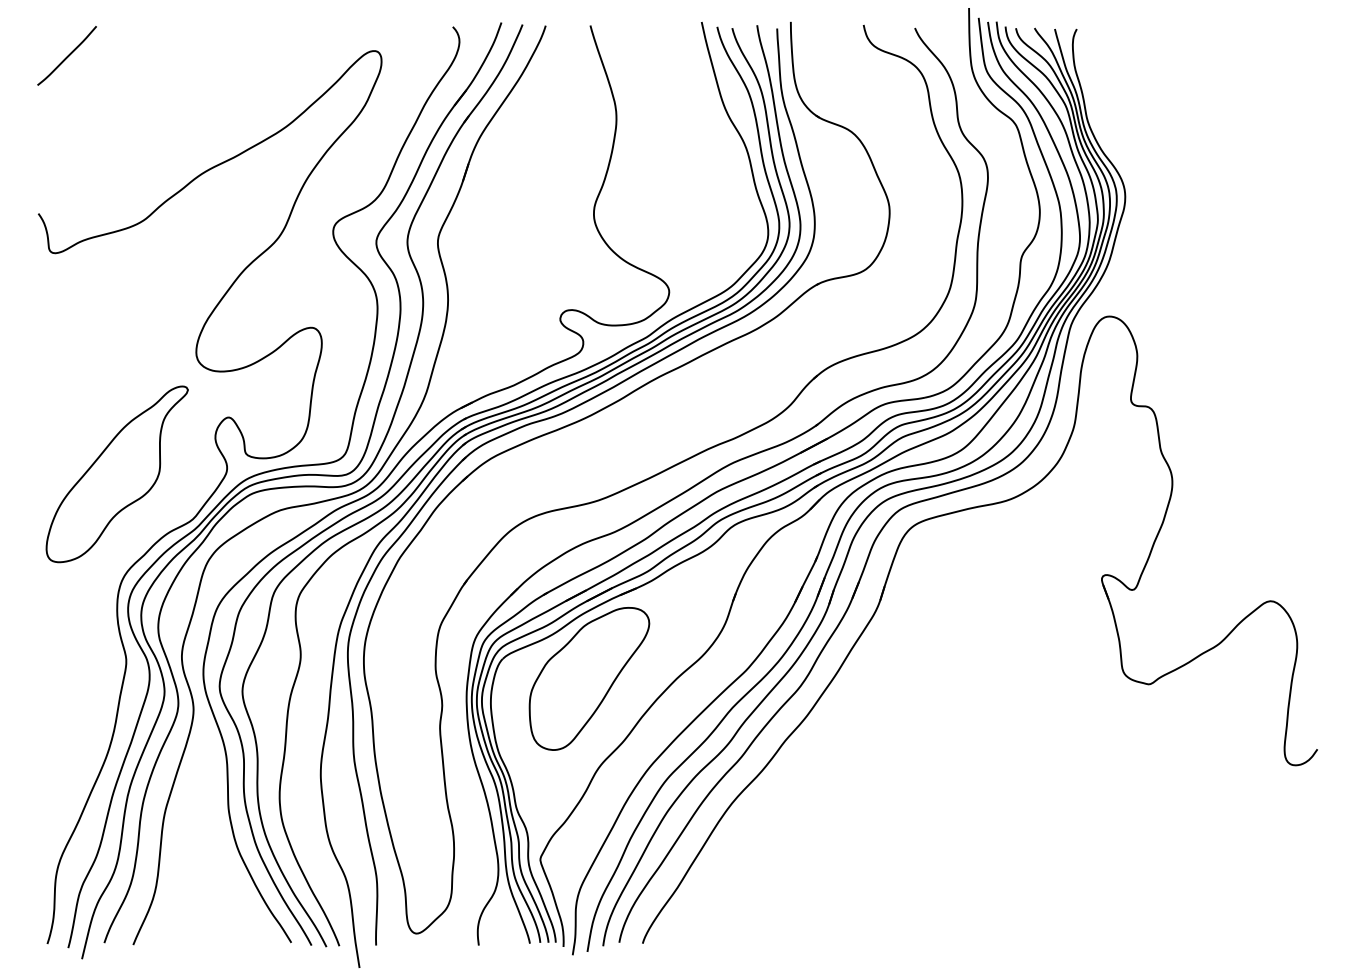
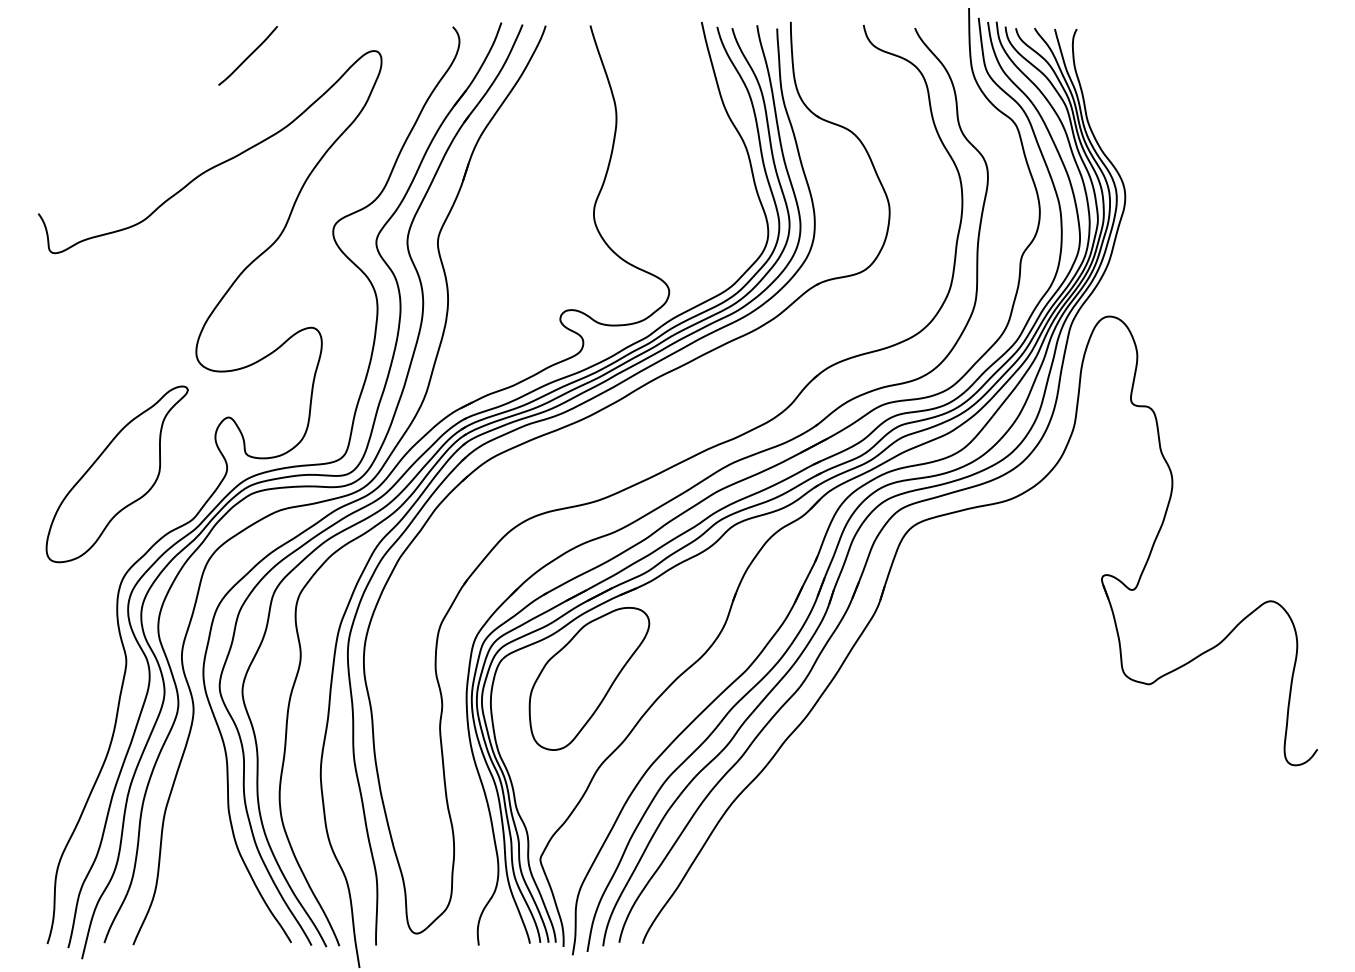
line position: (67, 55) -> (248, 55) (248, 55)
